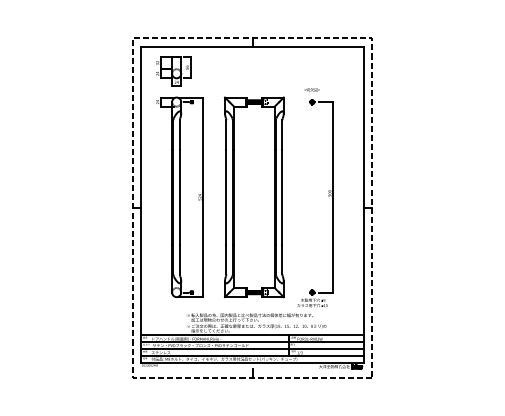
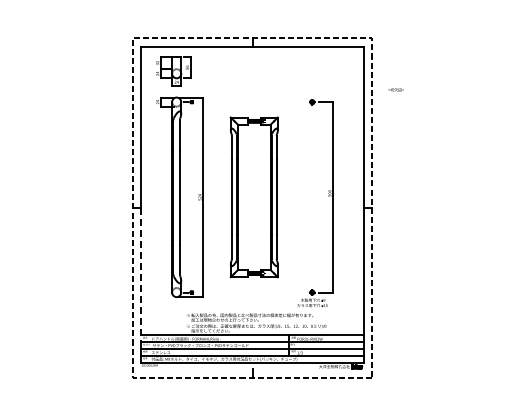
text position: (311, 89) -> (395, 89) (395, 89)
part size: 62x203 px -> 50x163 px (253, 197)
line: solid -> dashed (141, 275)
